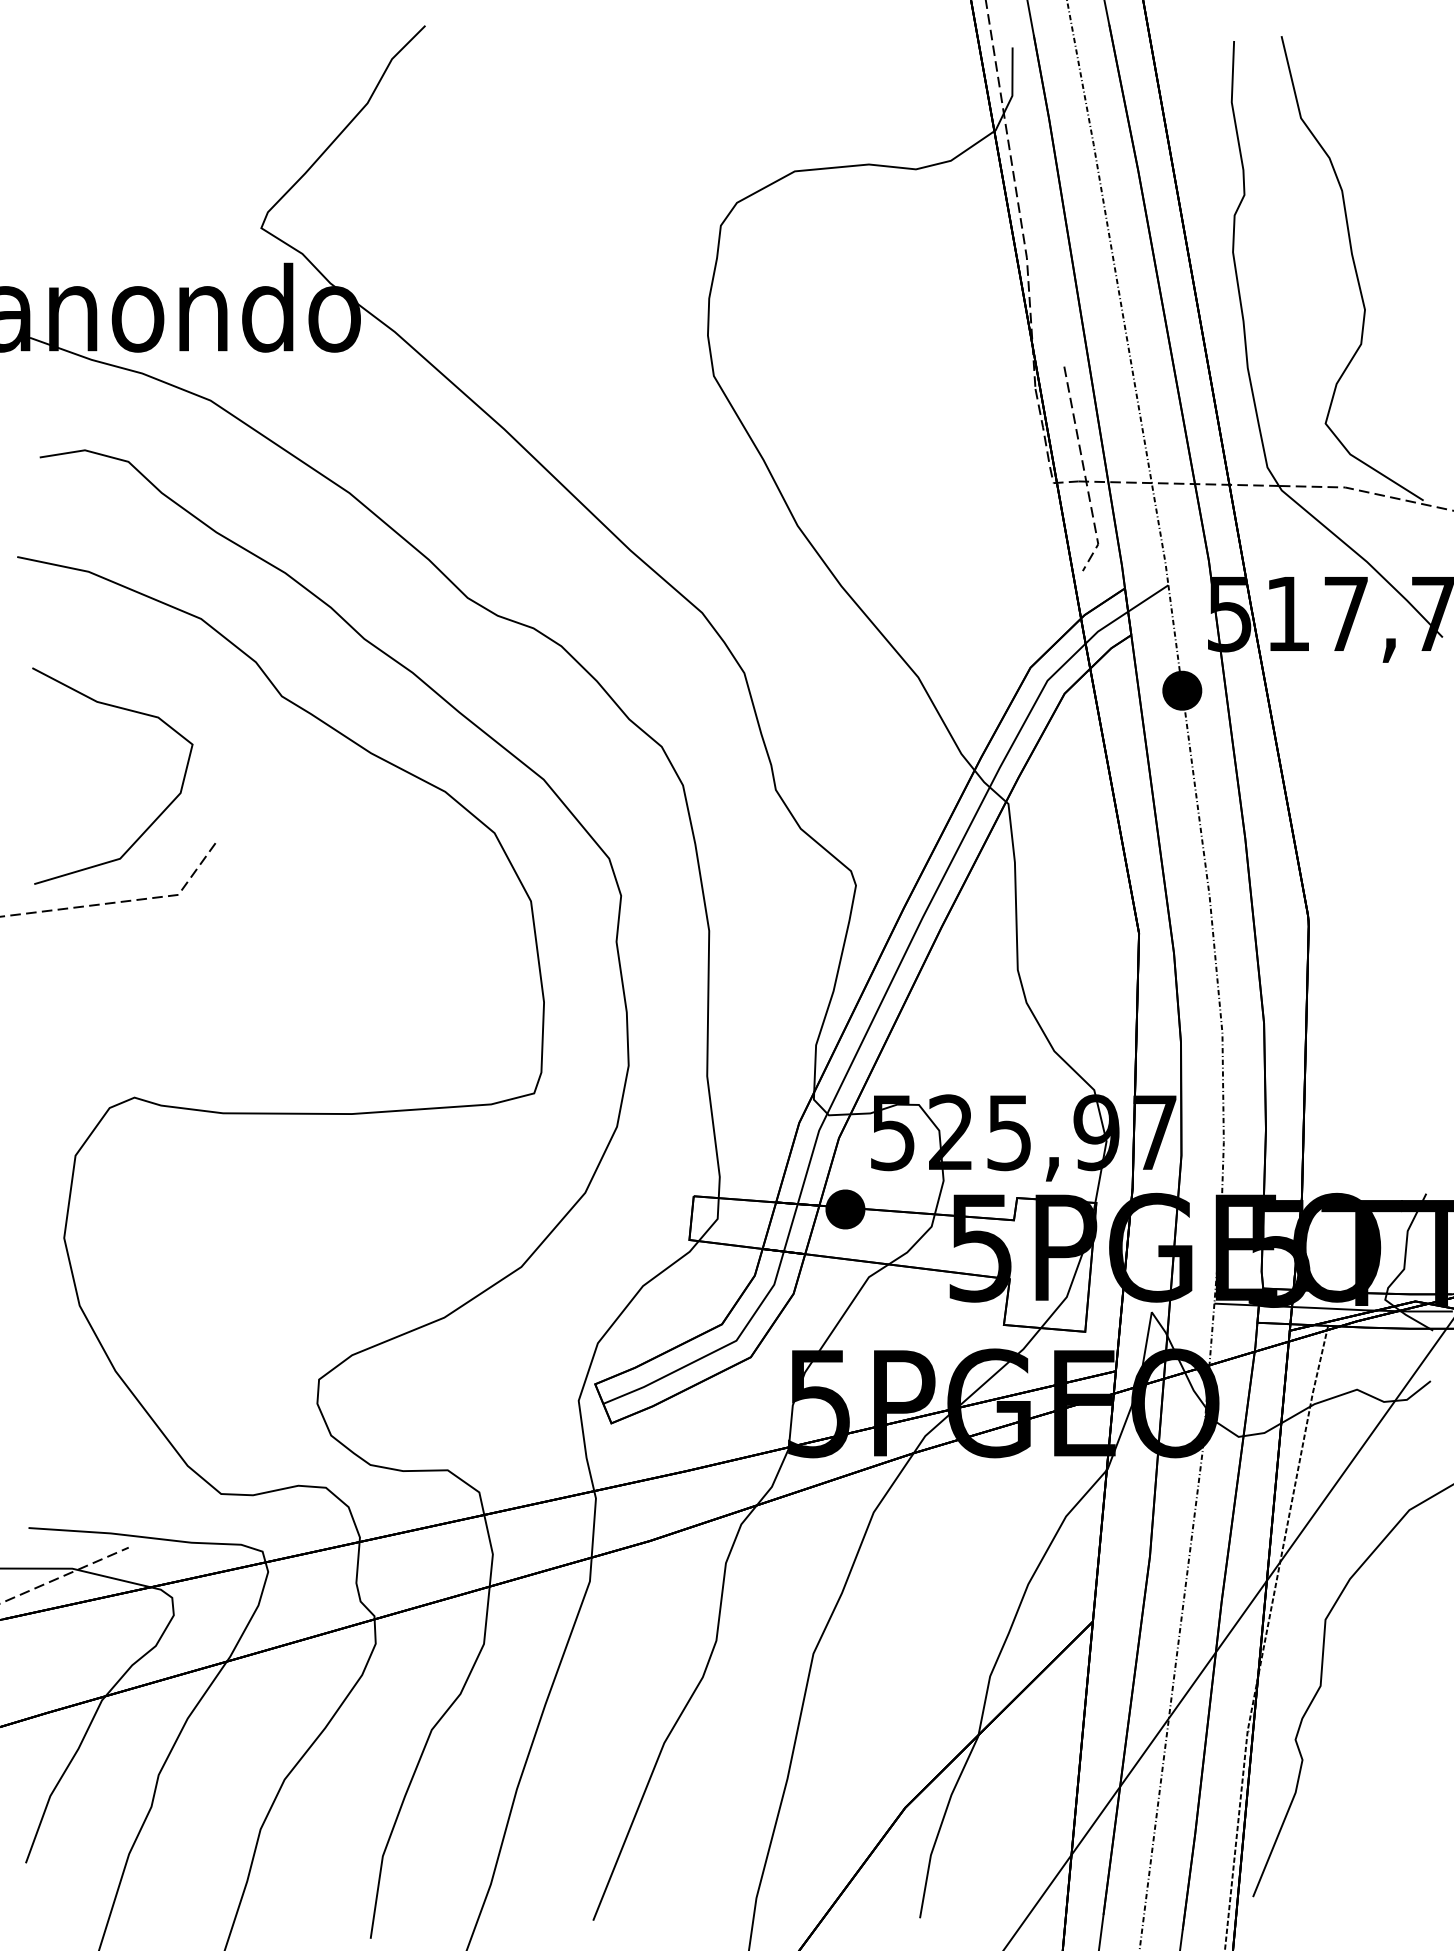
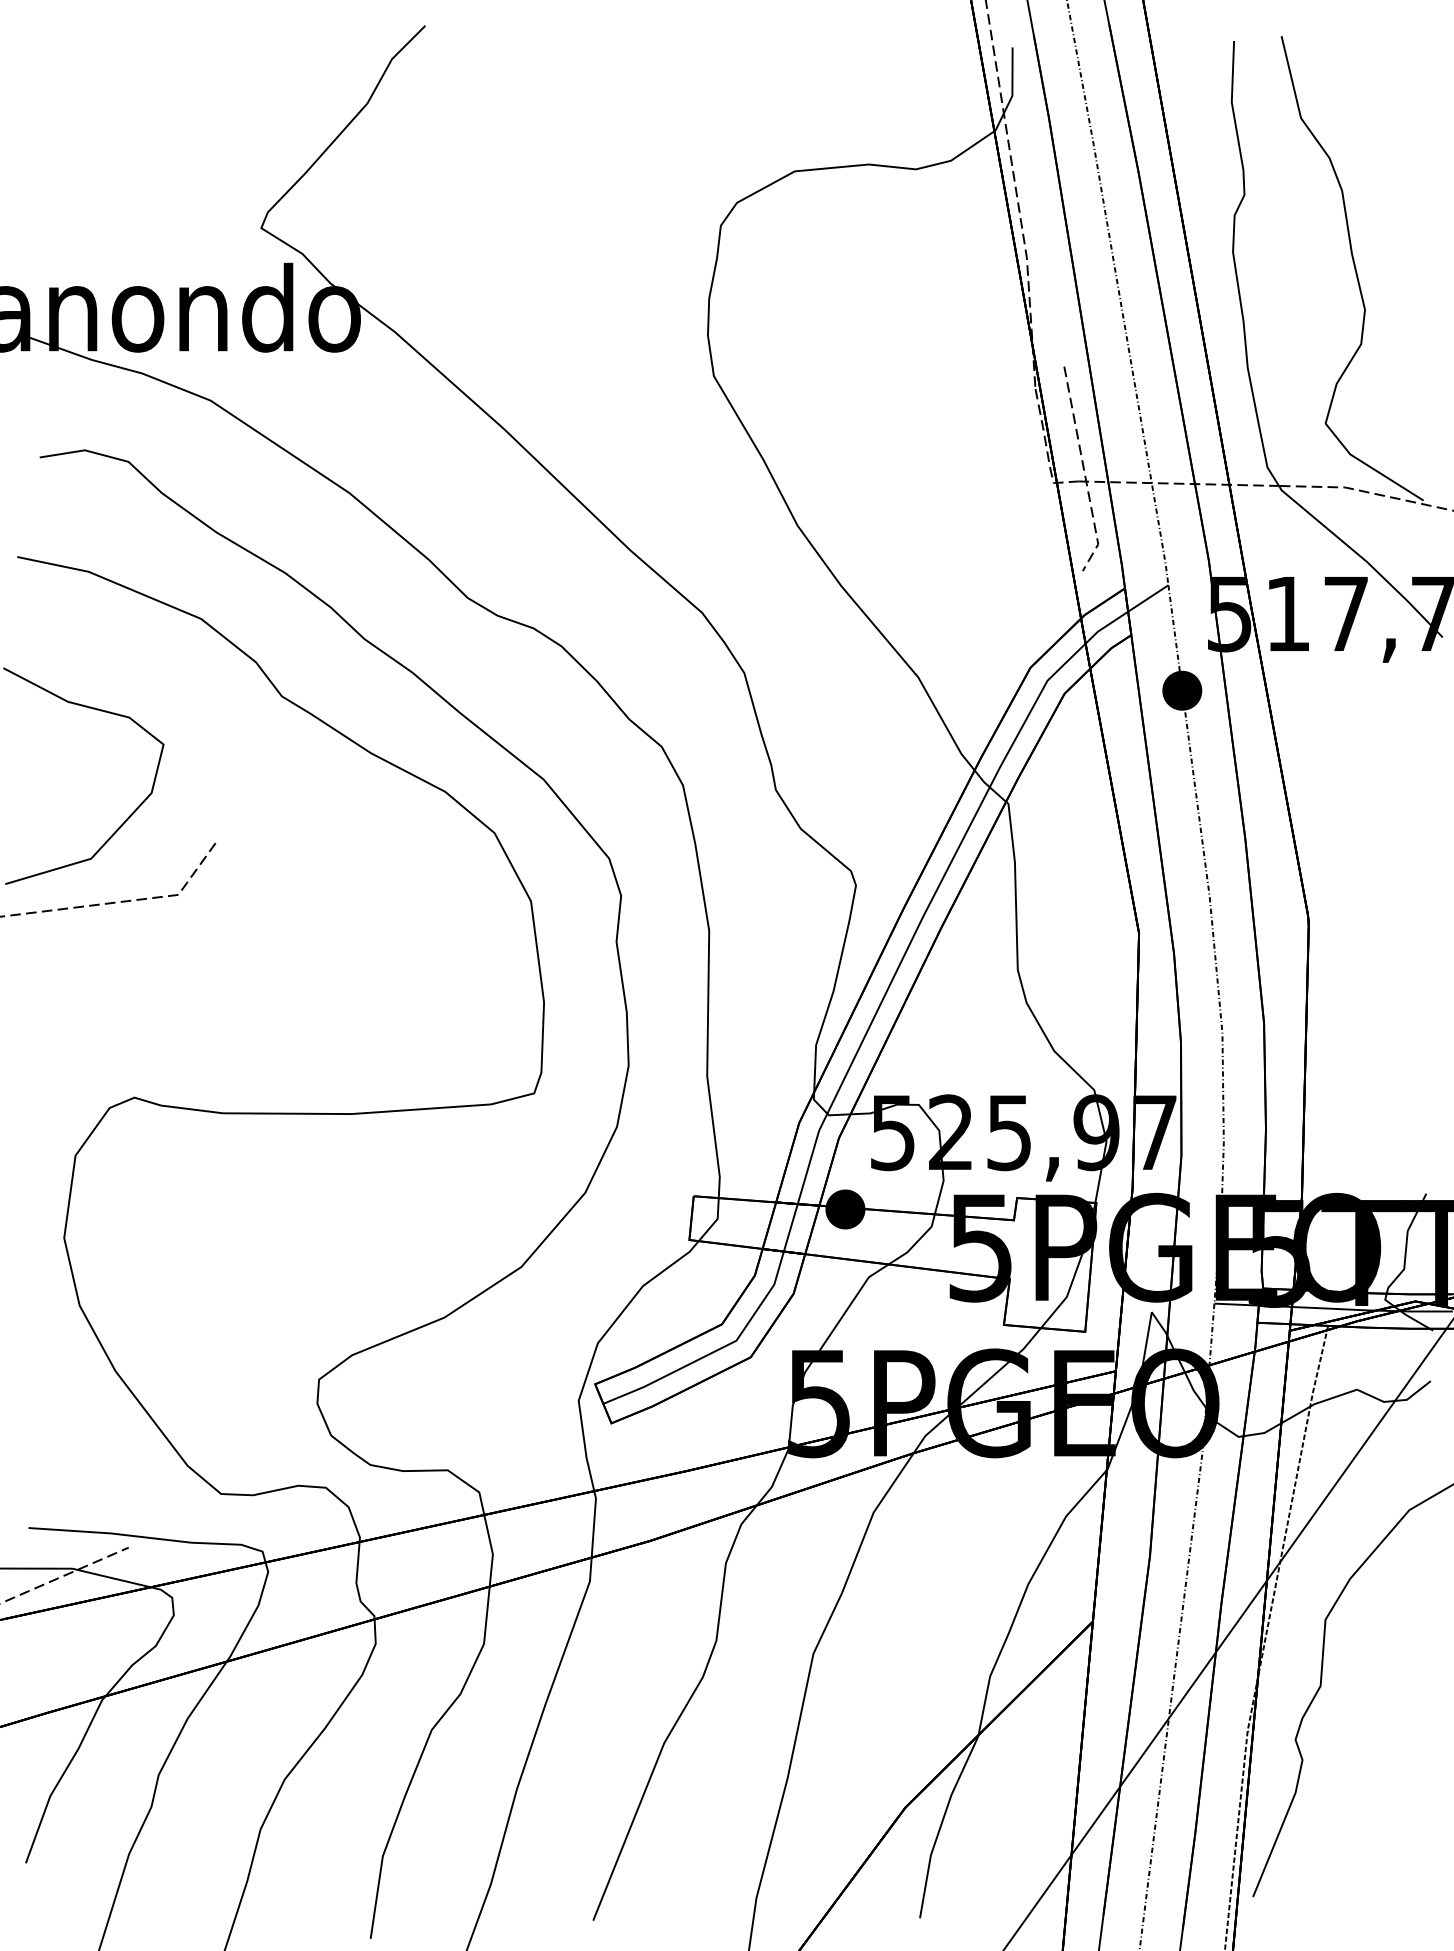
curve position: (155, 818) -> (126, 818) (126, 818)
